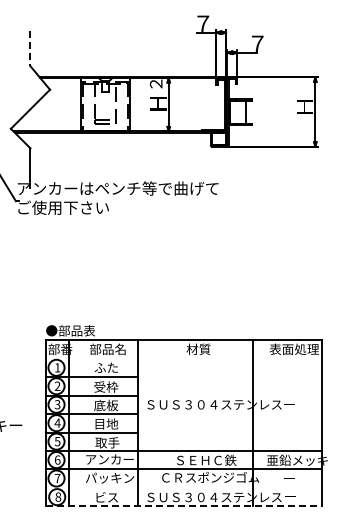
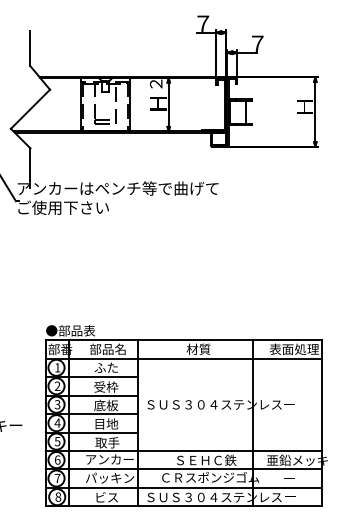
line: dashed -> solid (30, 48)
line: none -> present (183, 358)
line: none -> present (183, 487)
line: dashed -> solid (184, 506)
